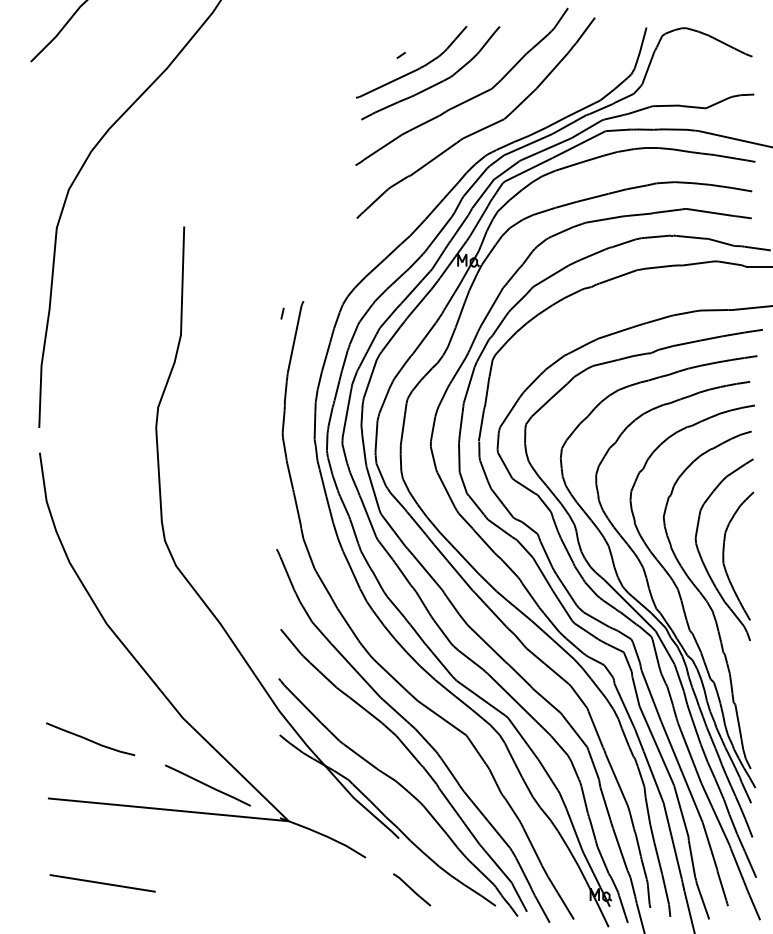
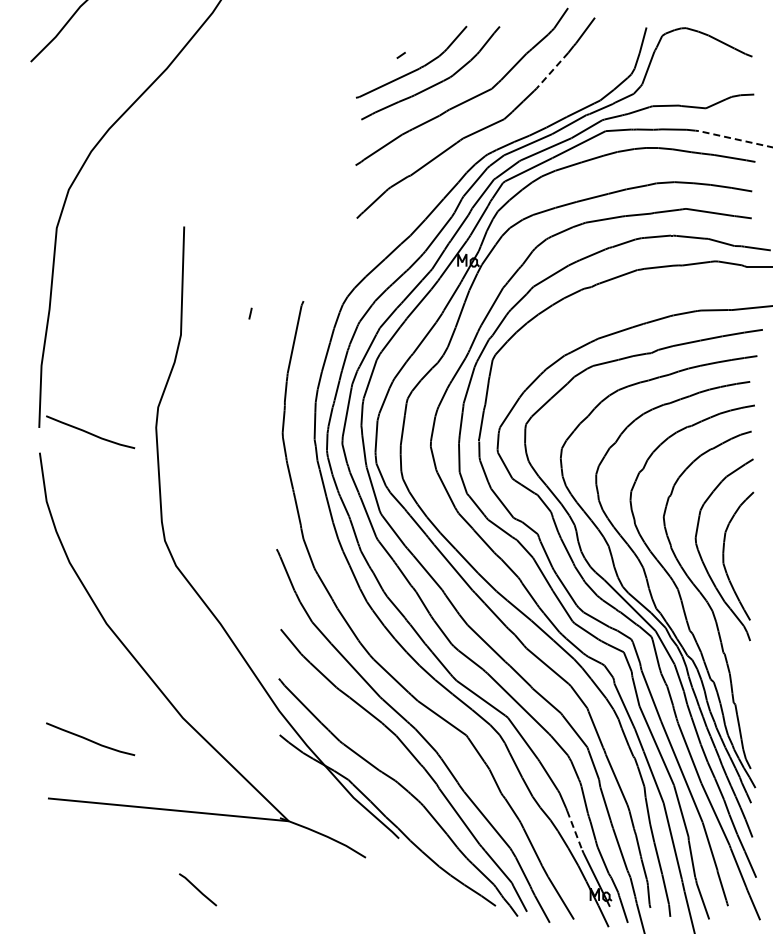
line: solid -> dashed (552, 70)
line: solid -> dashed (735, 139)
part position: (282, 313) -> (250, 313) (250, 313)
curve: none -> present (90, 432)
line: present -> none (207, 785)
line: solid -> dashed (574, 830)
line: present -> none (102, 883)
line position: (412, 889) -> (198, 889) (198, 889)
